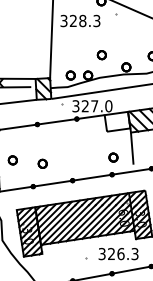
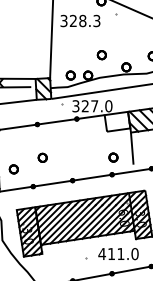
part position: (12, 160) -> (13, 169) (13, 169)
part position: (42, 163) -> (42, 157) (42, 157)
text: 326.3 -> 411.0 (118, 253)
